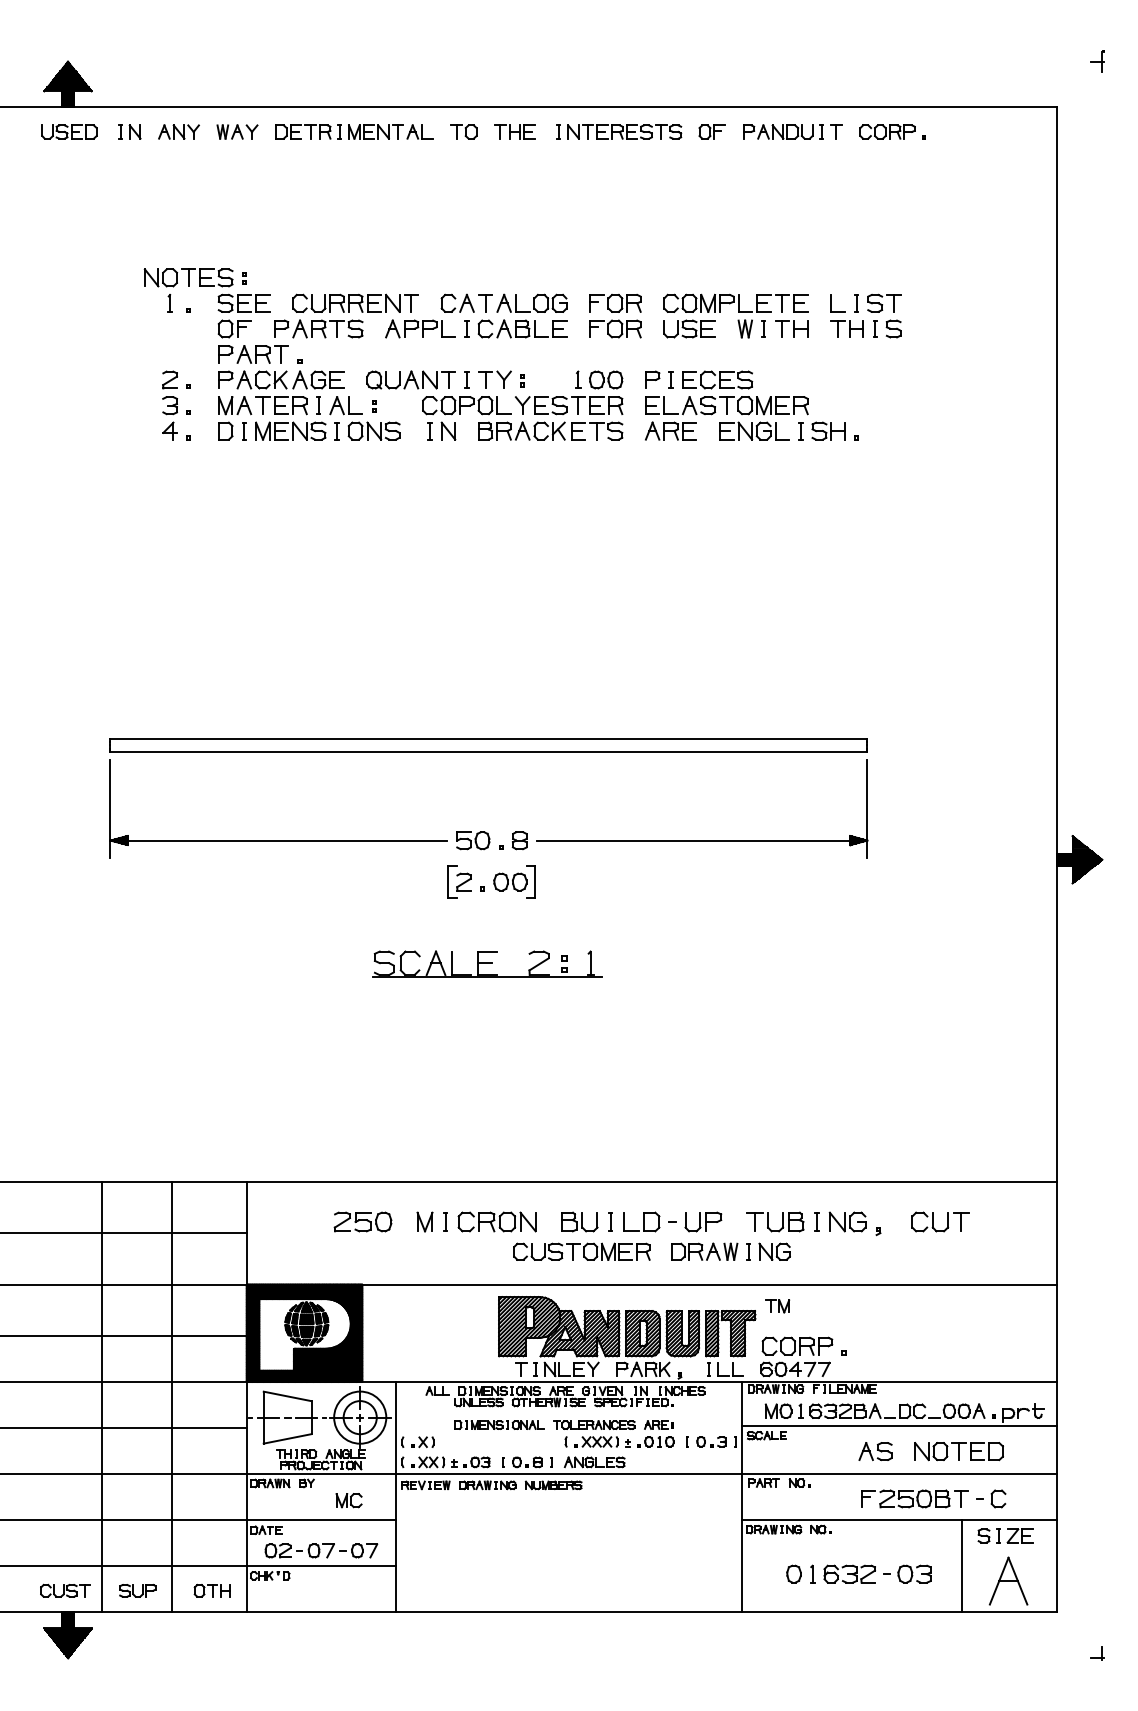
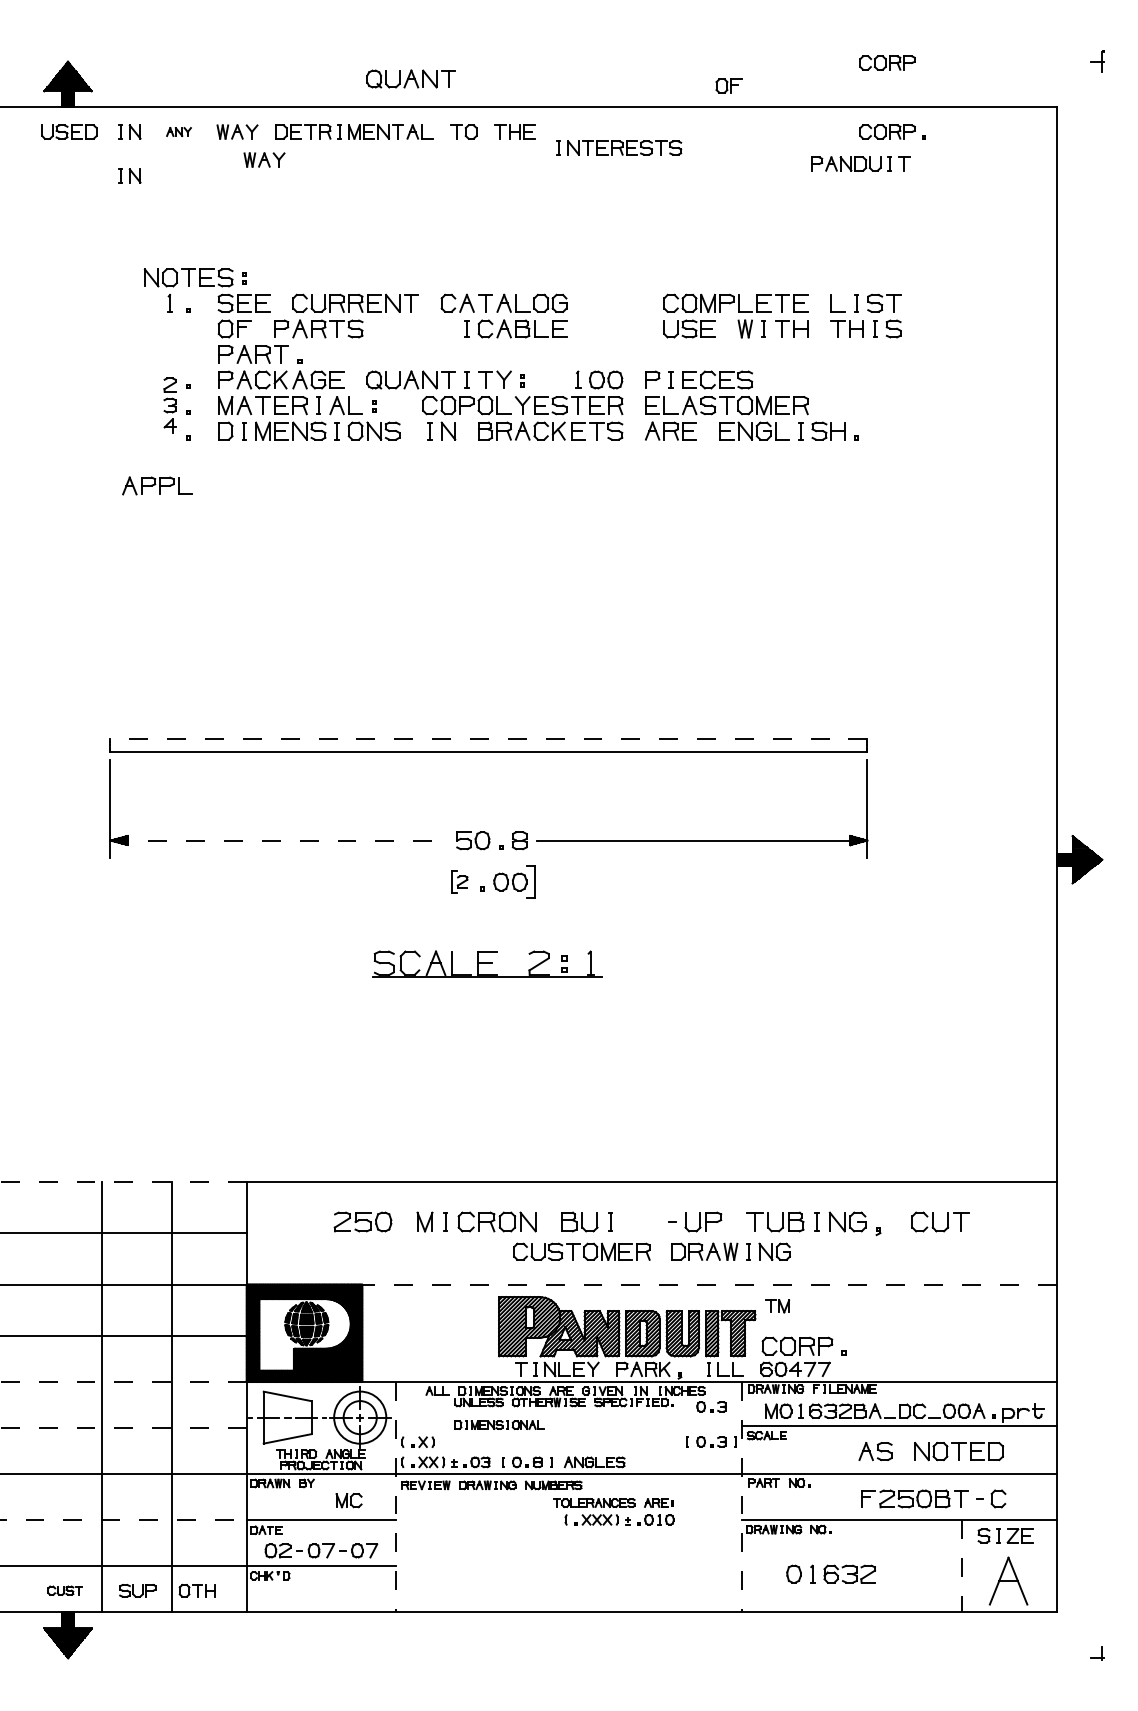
part: none -> present (887, 62)
part: none -> present (410, 78)
part size: 42x16 px -> 26x10 px (178, 131)
part position: (619, 131) -> (619, 147) (619, 147)
part position: (711, 131) -> (728, 85) (728, 85)
part position: (792, 131) -> (860, 163) (860, 163)
part: none -> present (264, 159)
part: none -> present (129, 175)
part: present -> none (615, 315)
part position: (420, 328) -> (157, 485) (157, 485)
part size: 16x71 px -> 14x57 px (169, 405)
line: solid -> dashed (488, 738)
line: solid -> dashed (279, 840)
part size: 25x34 px -> 18x24 px (459, 881)
line: solid -> dashed (123, 1181)
part: present -> none (641, 1221)
line: solid -> dashed (651, 1284)
line: solid -> dashed (123, 1381)
part: none -> present (711, 1406)
line: solid -> dashed (123, 1427)
part position: (613, 1433) -> (613, 1511) (613, 1511)
line: solid -> dashed (395, 1497)
line: solid -> dashed (742, 1497)
line: solid -> dashed (123, 1520)
line: solid -> dashed (961, 1566)
part: present -> none (907, 1573)
part size: 51x15 px -> 36x11 px (64, 1590)
part position: (211, 1590) -> (196, 1590) (196, 1590)
